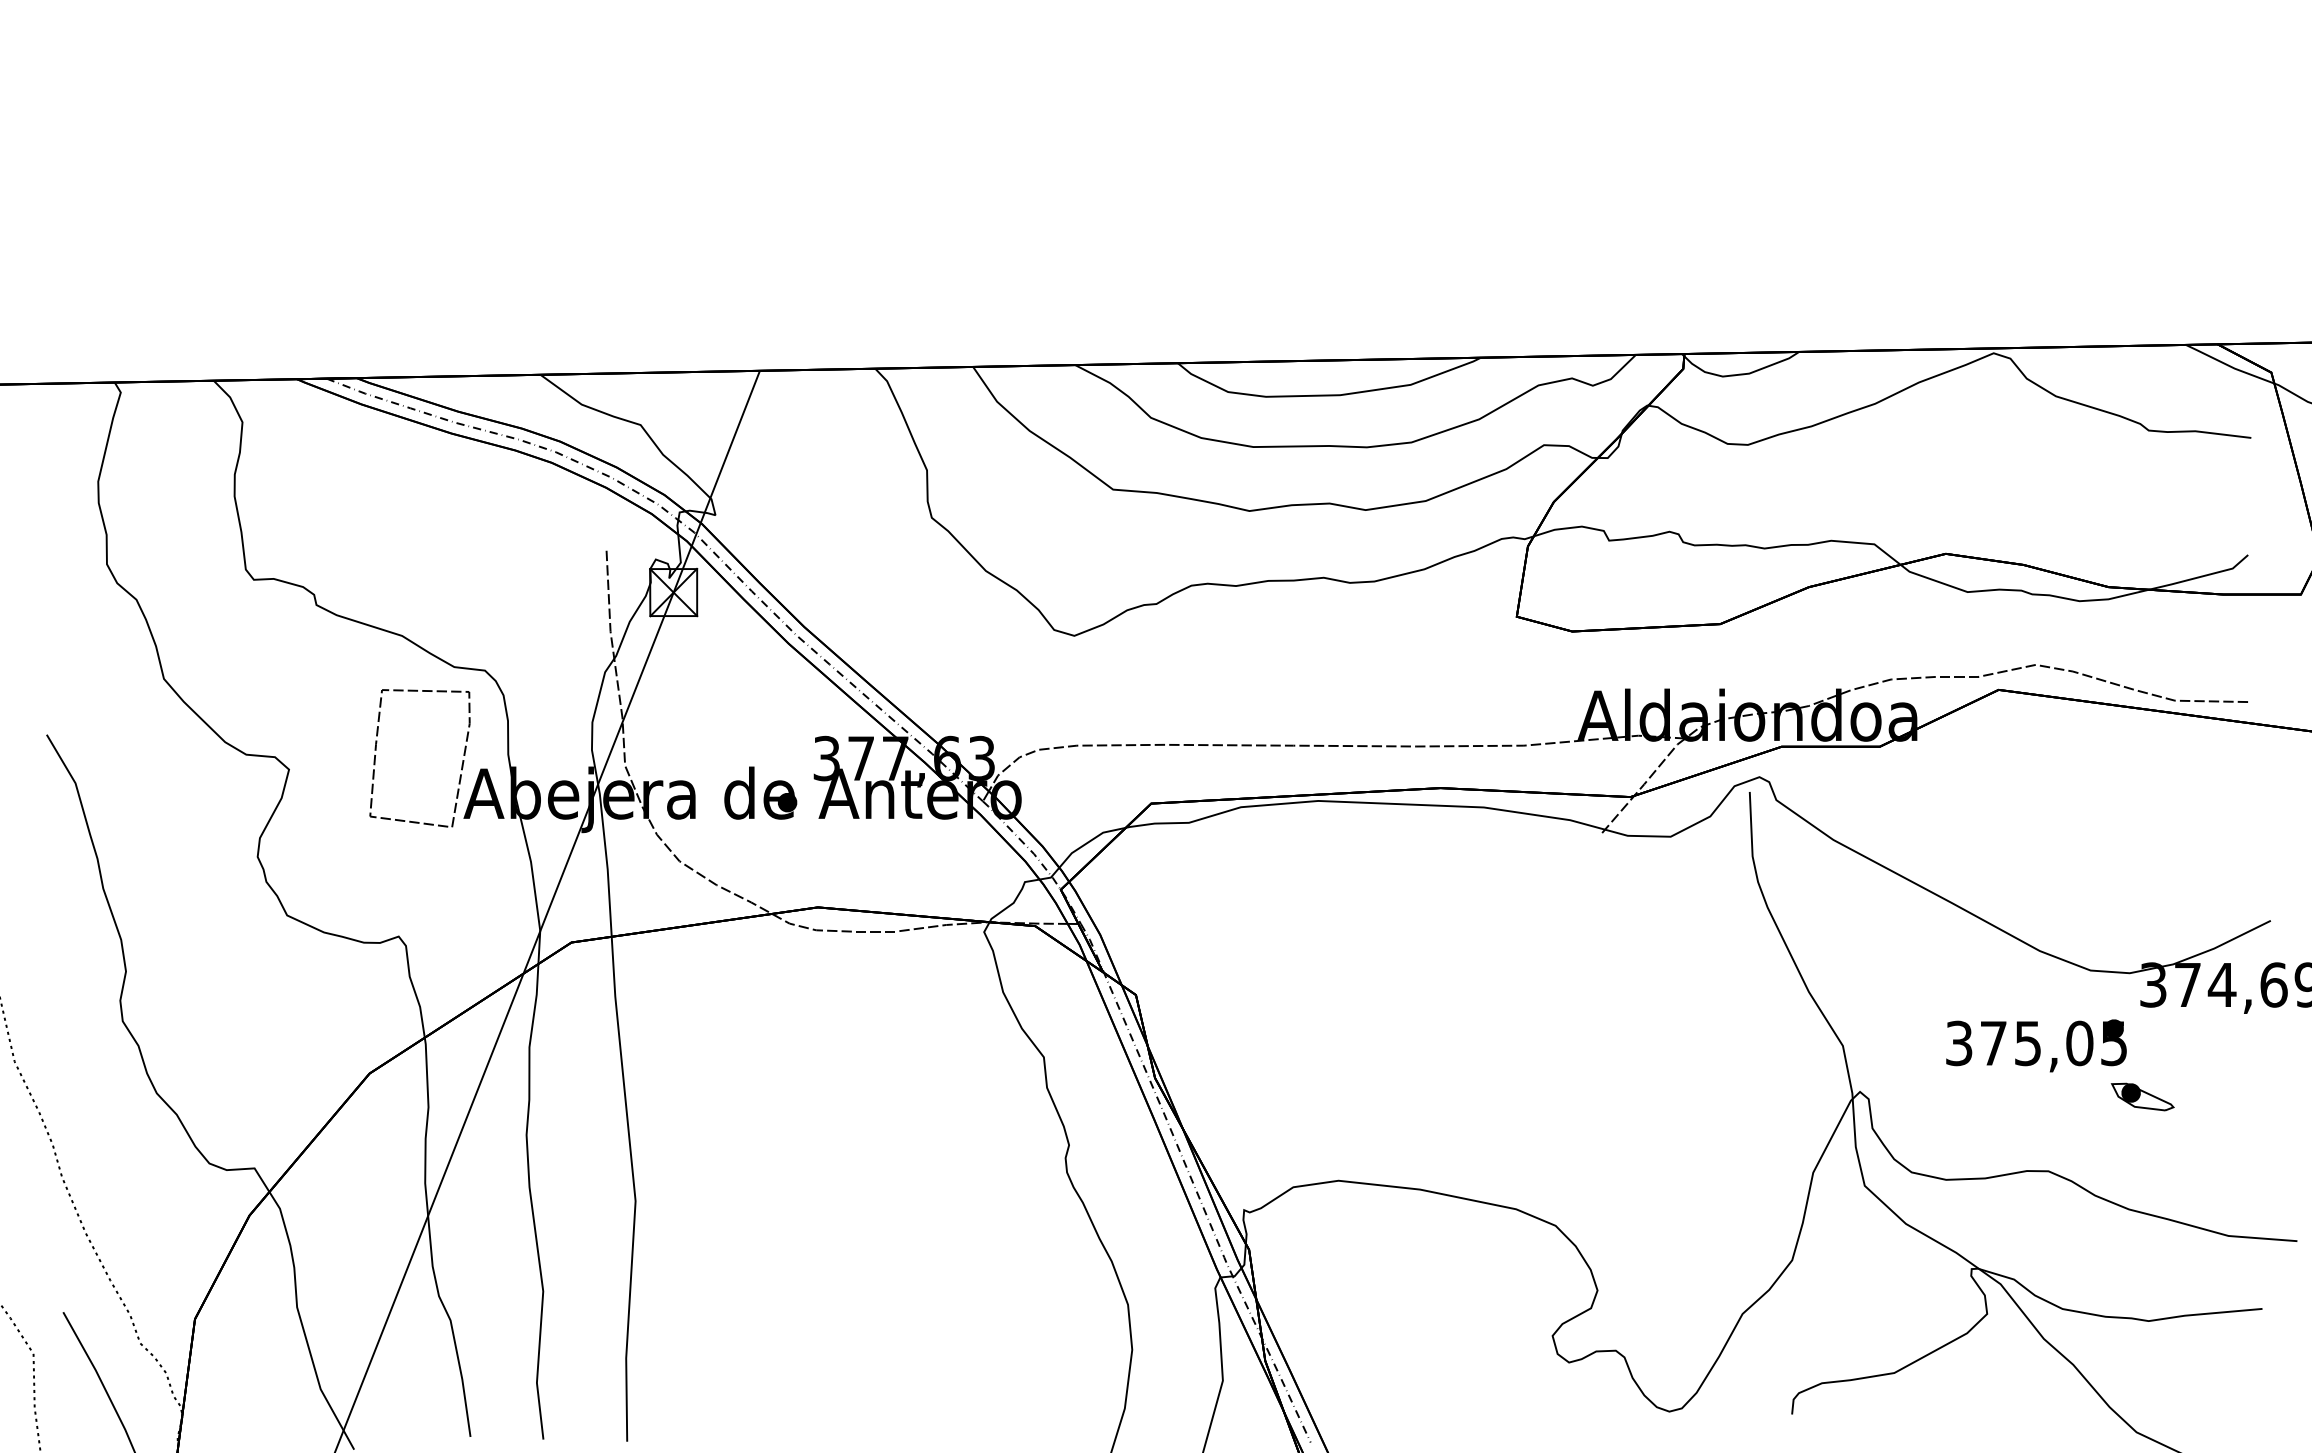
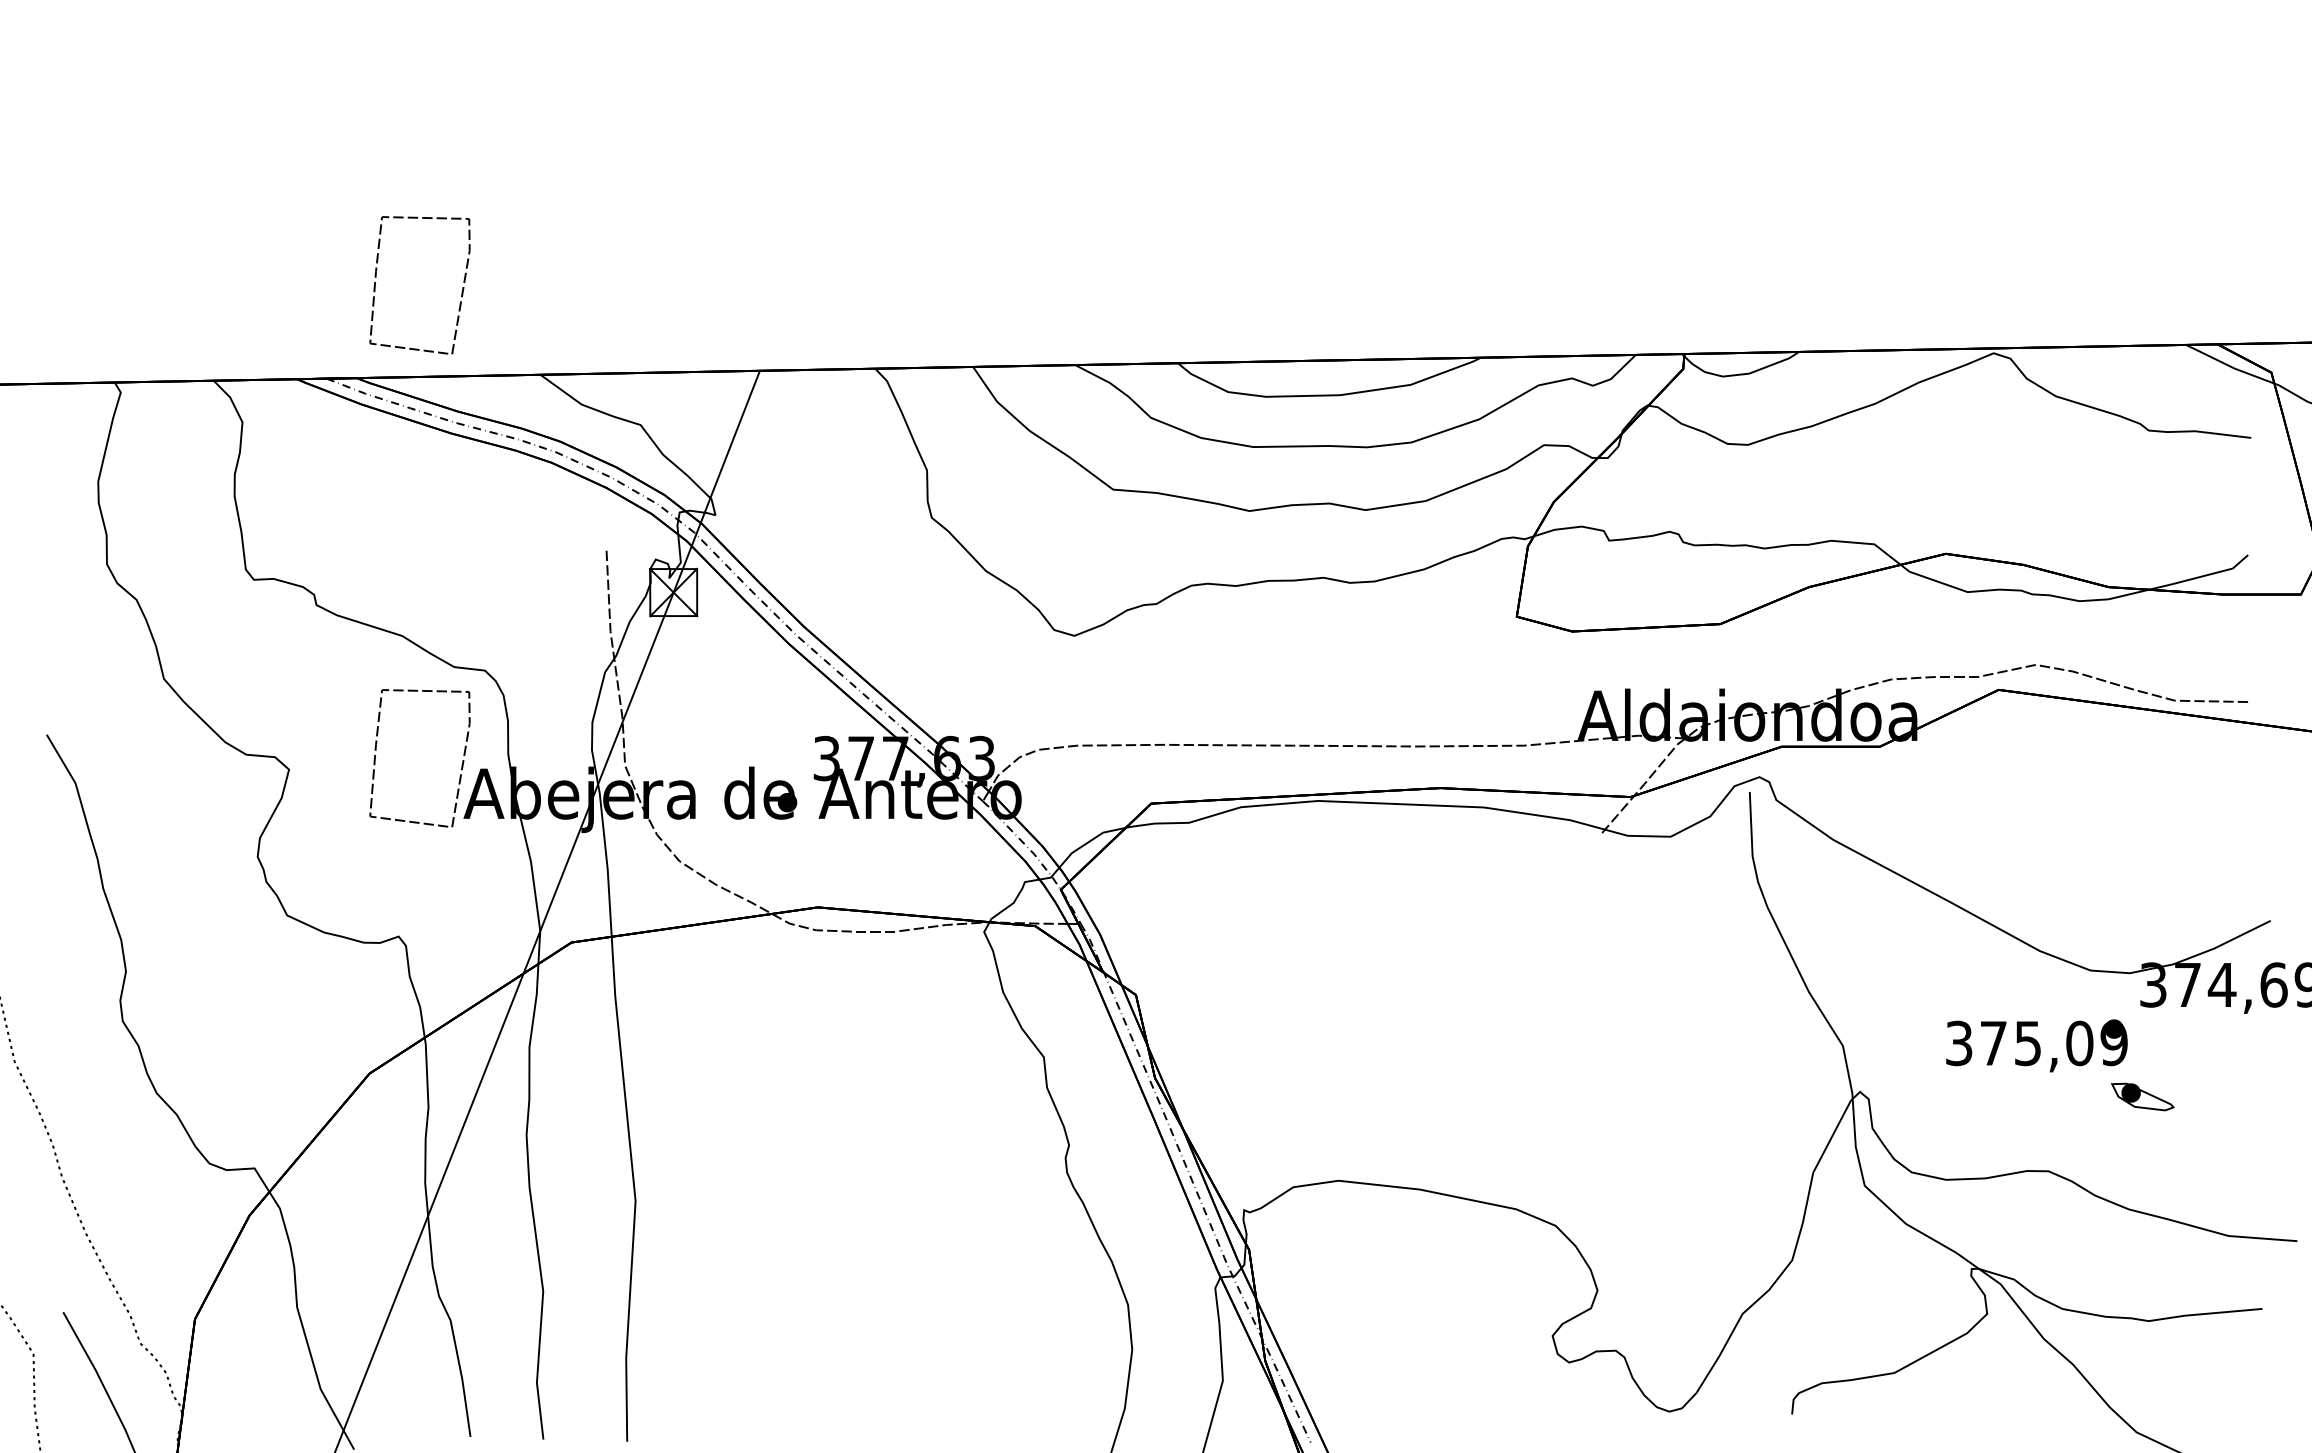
part: none -> present (461, 291)
text: 375,05 -> 375,09 (2113, 1043)
